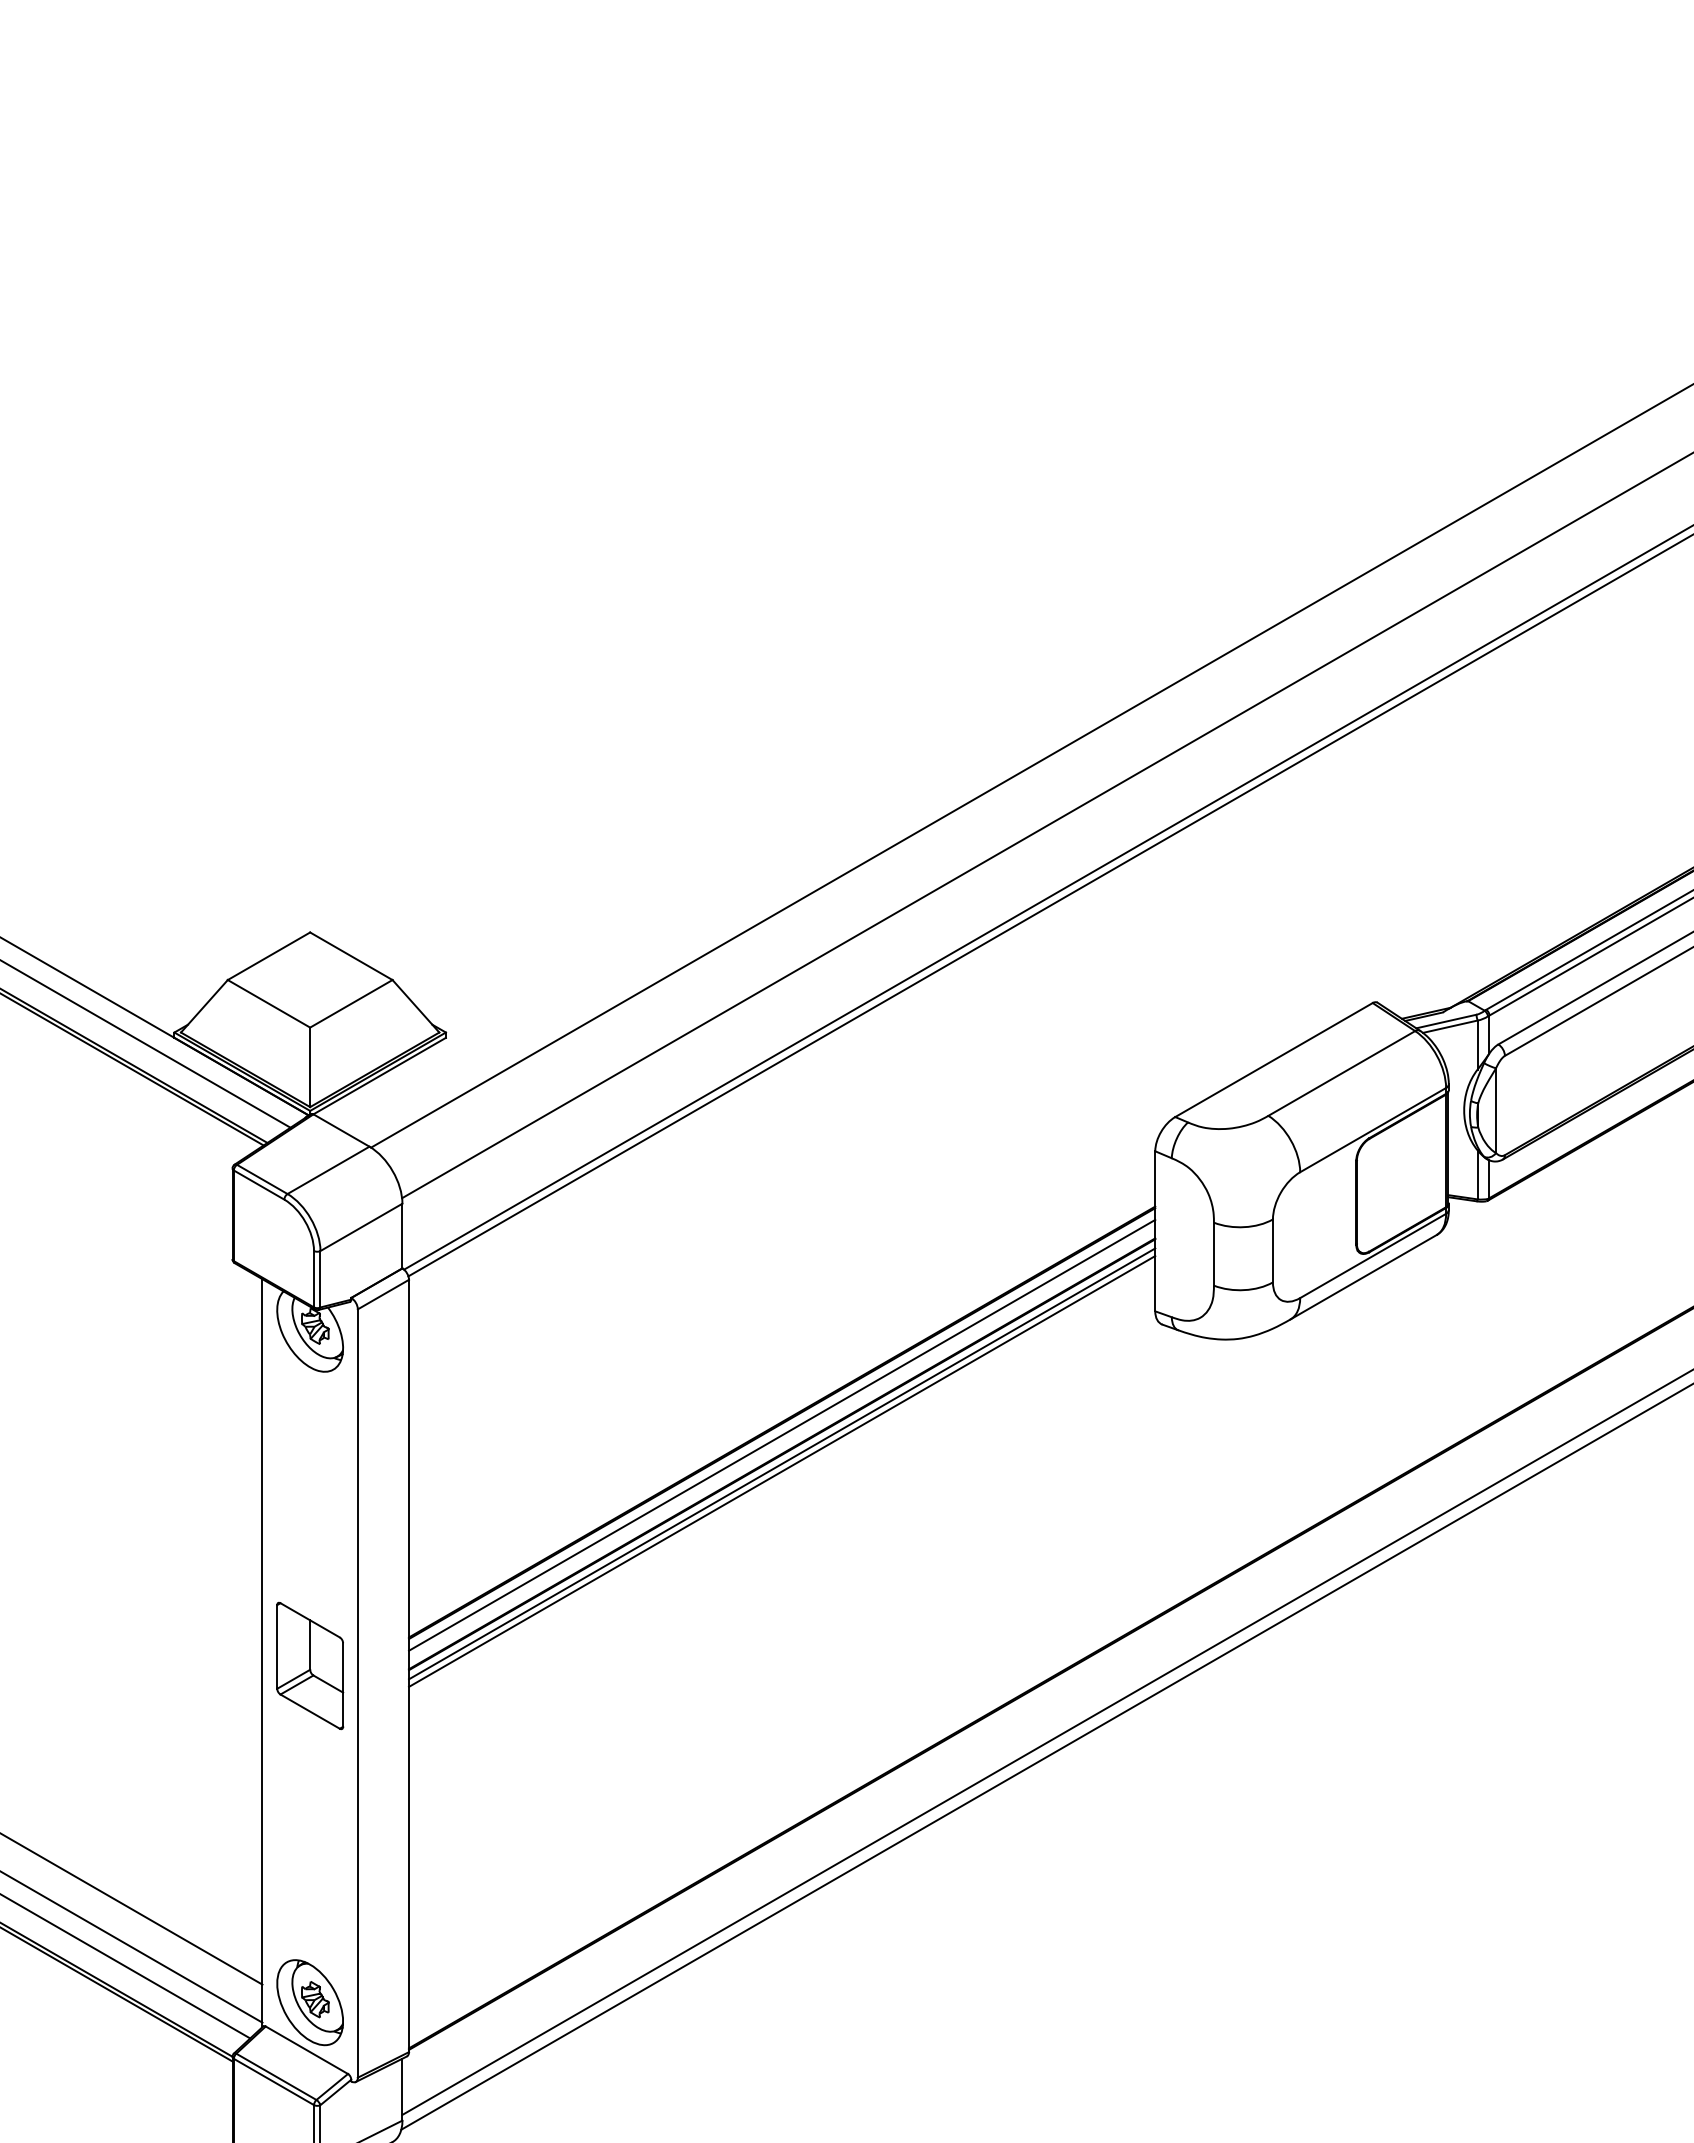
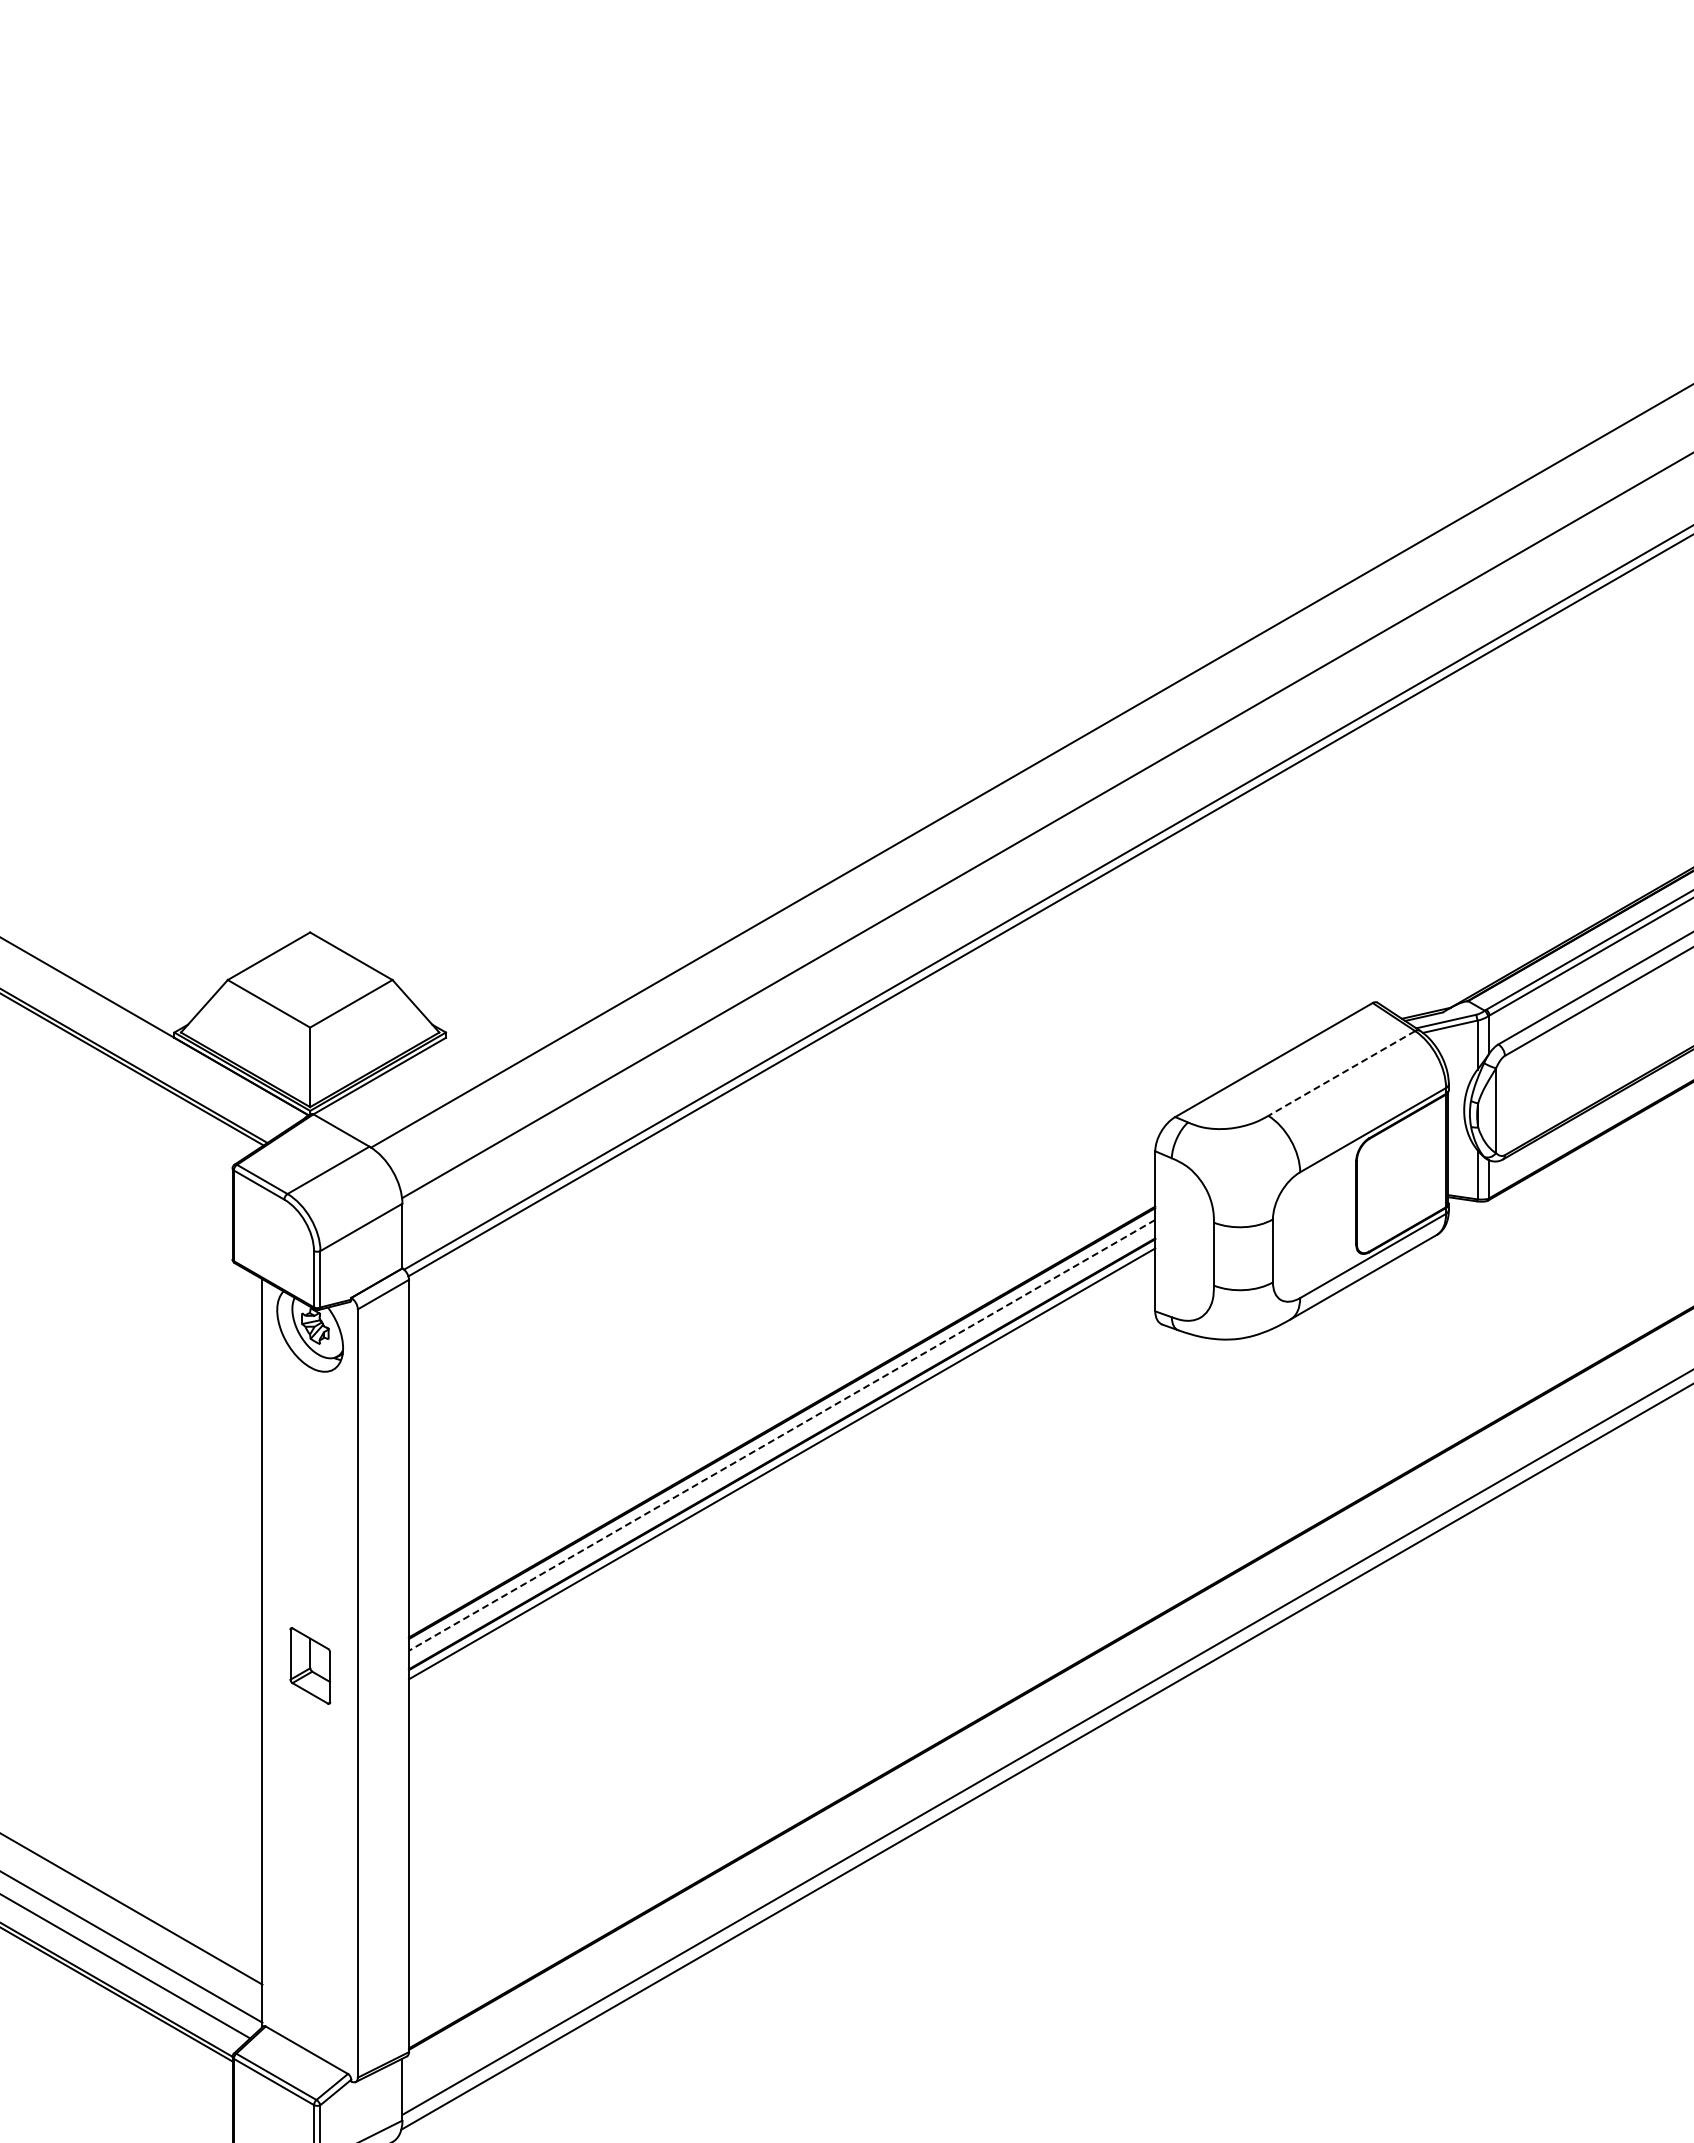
line: present -> none (146, 1044)
line: solid -> dashed (1341, 1073)
line: solid -> dashed (782, 1435)
line: present -> none (782, 1471)
part size: 69x130 px -> 43x78 px (310, 1665)
part: present -> none (309, 2002)
